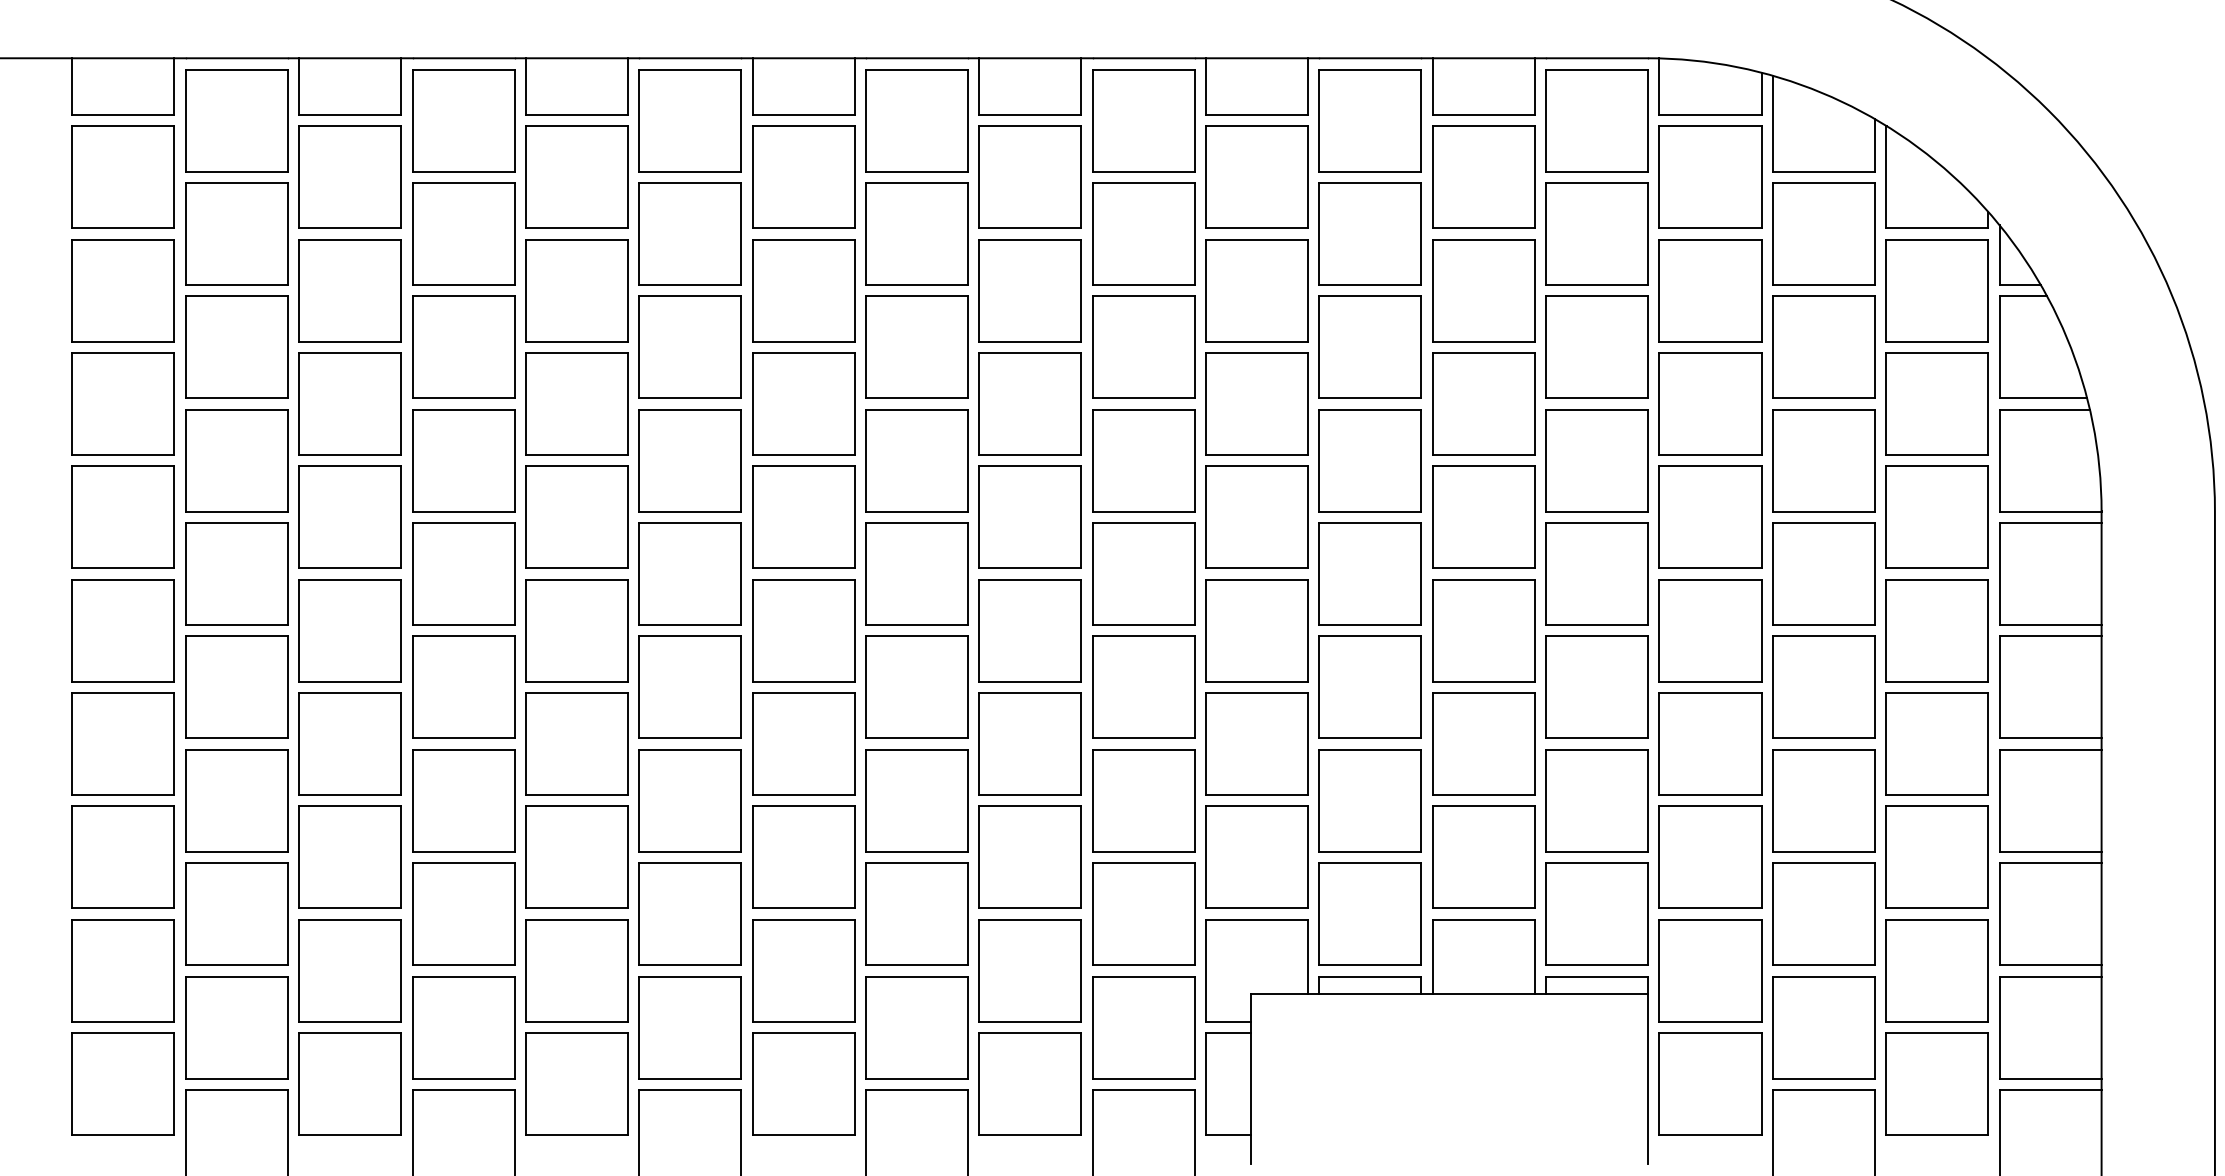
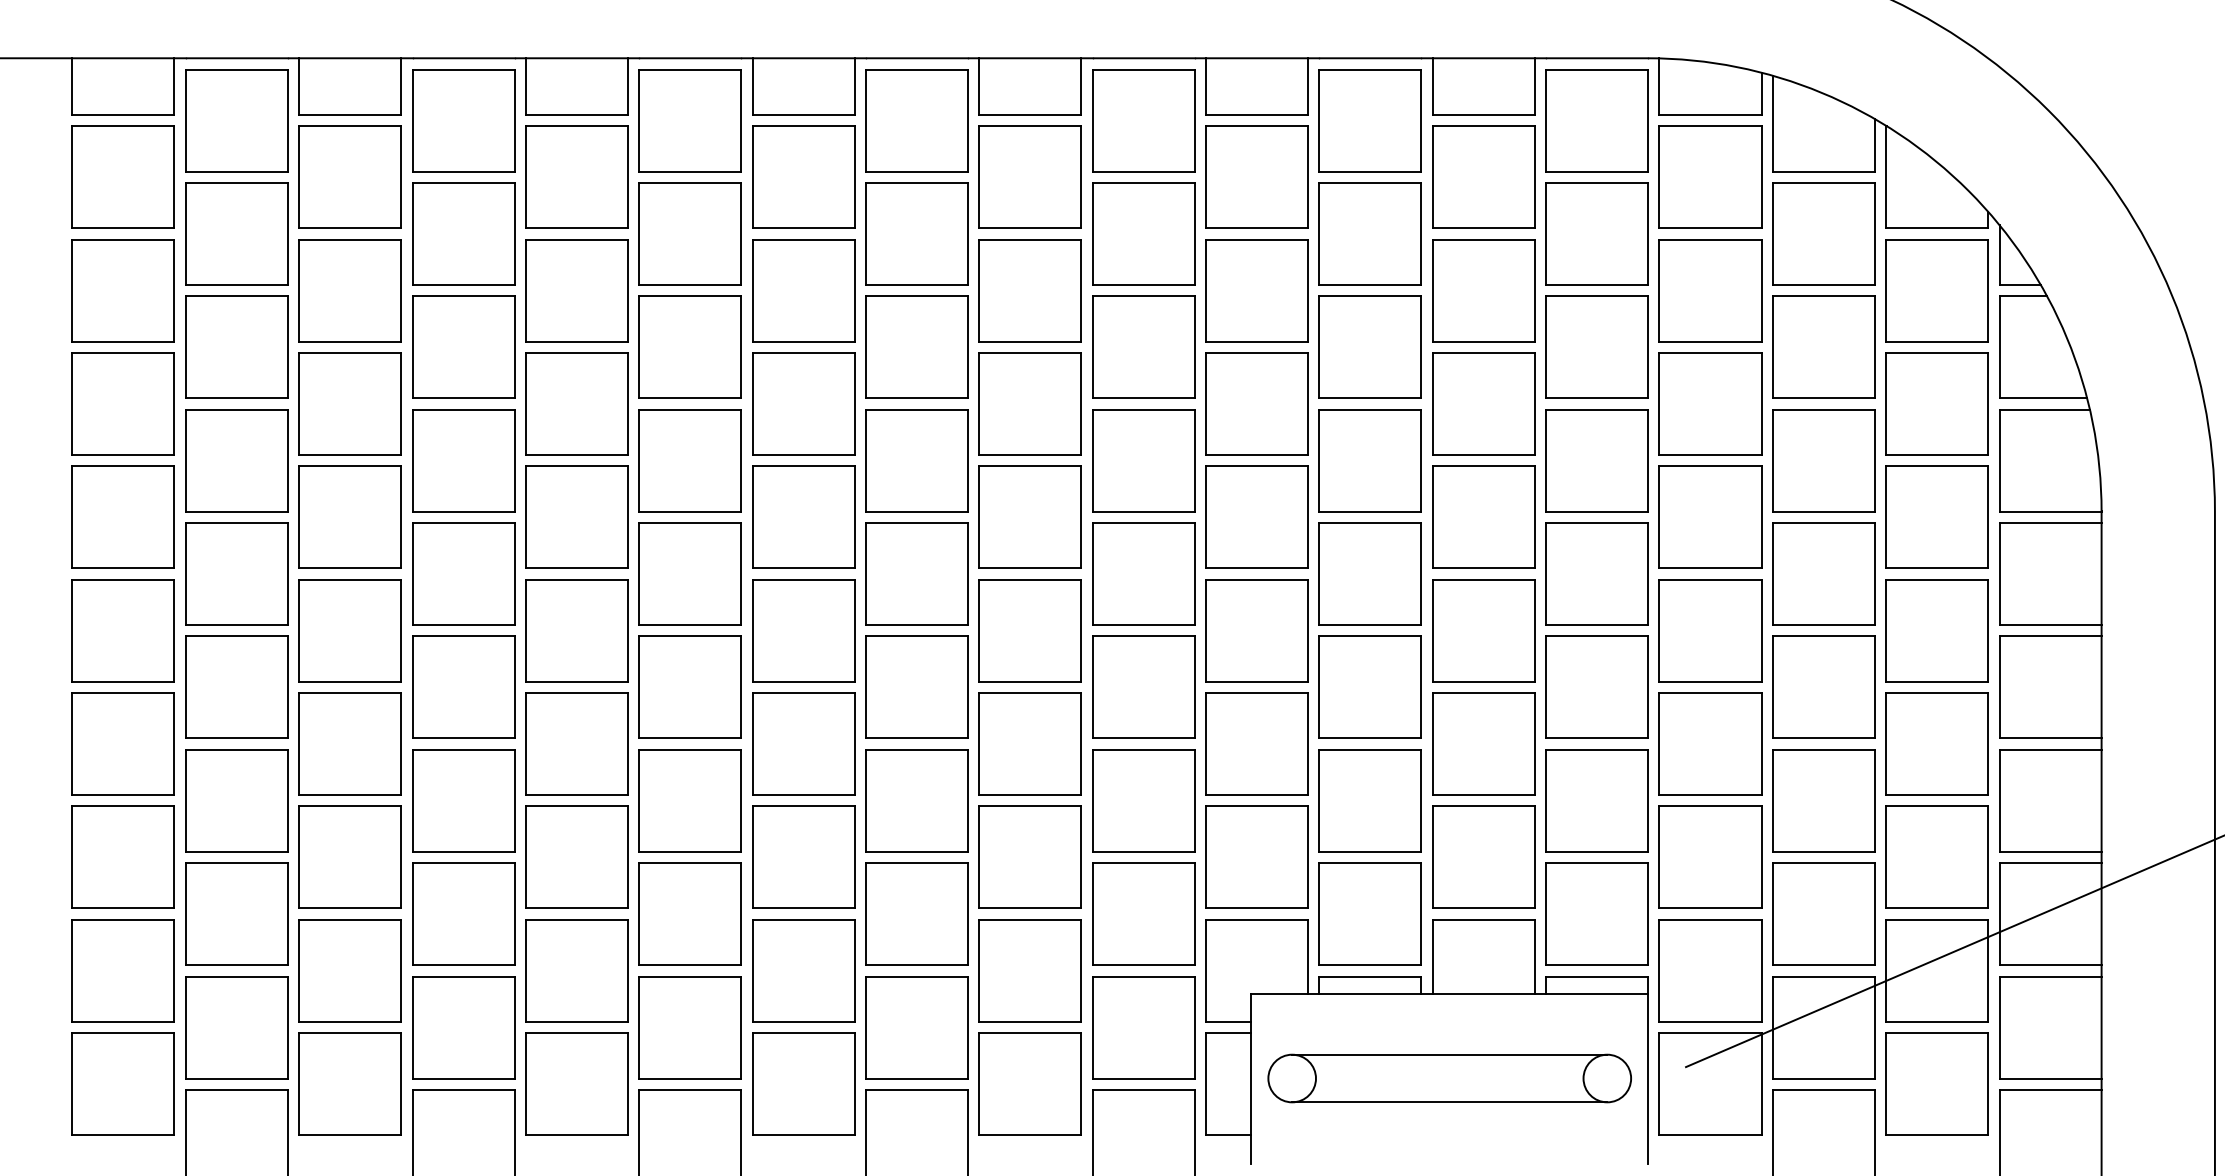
line: none -> present (1953, 951)
part: none -> present (1449, 1078)
